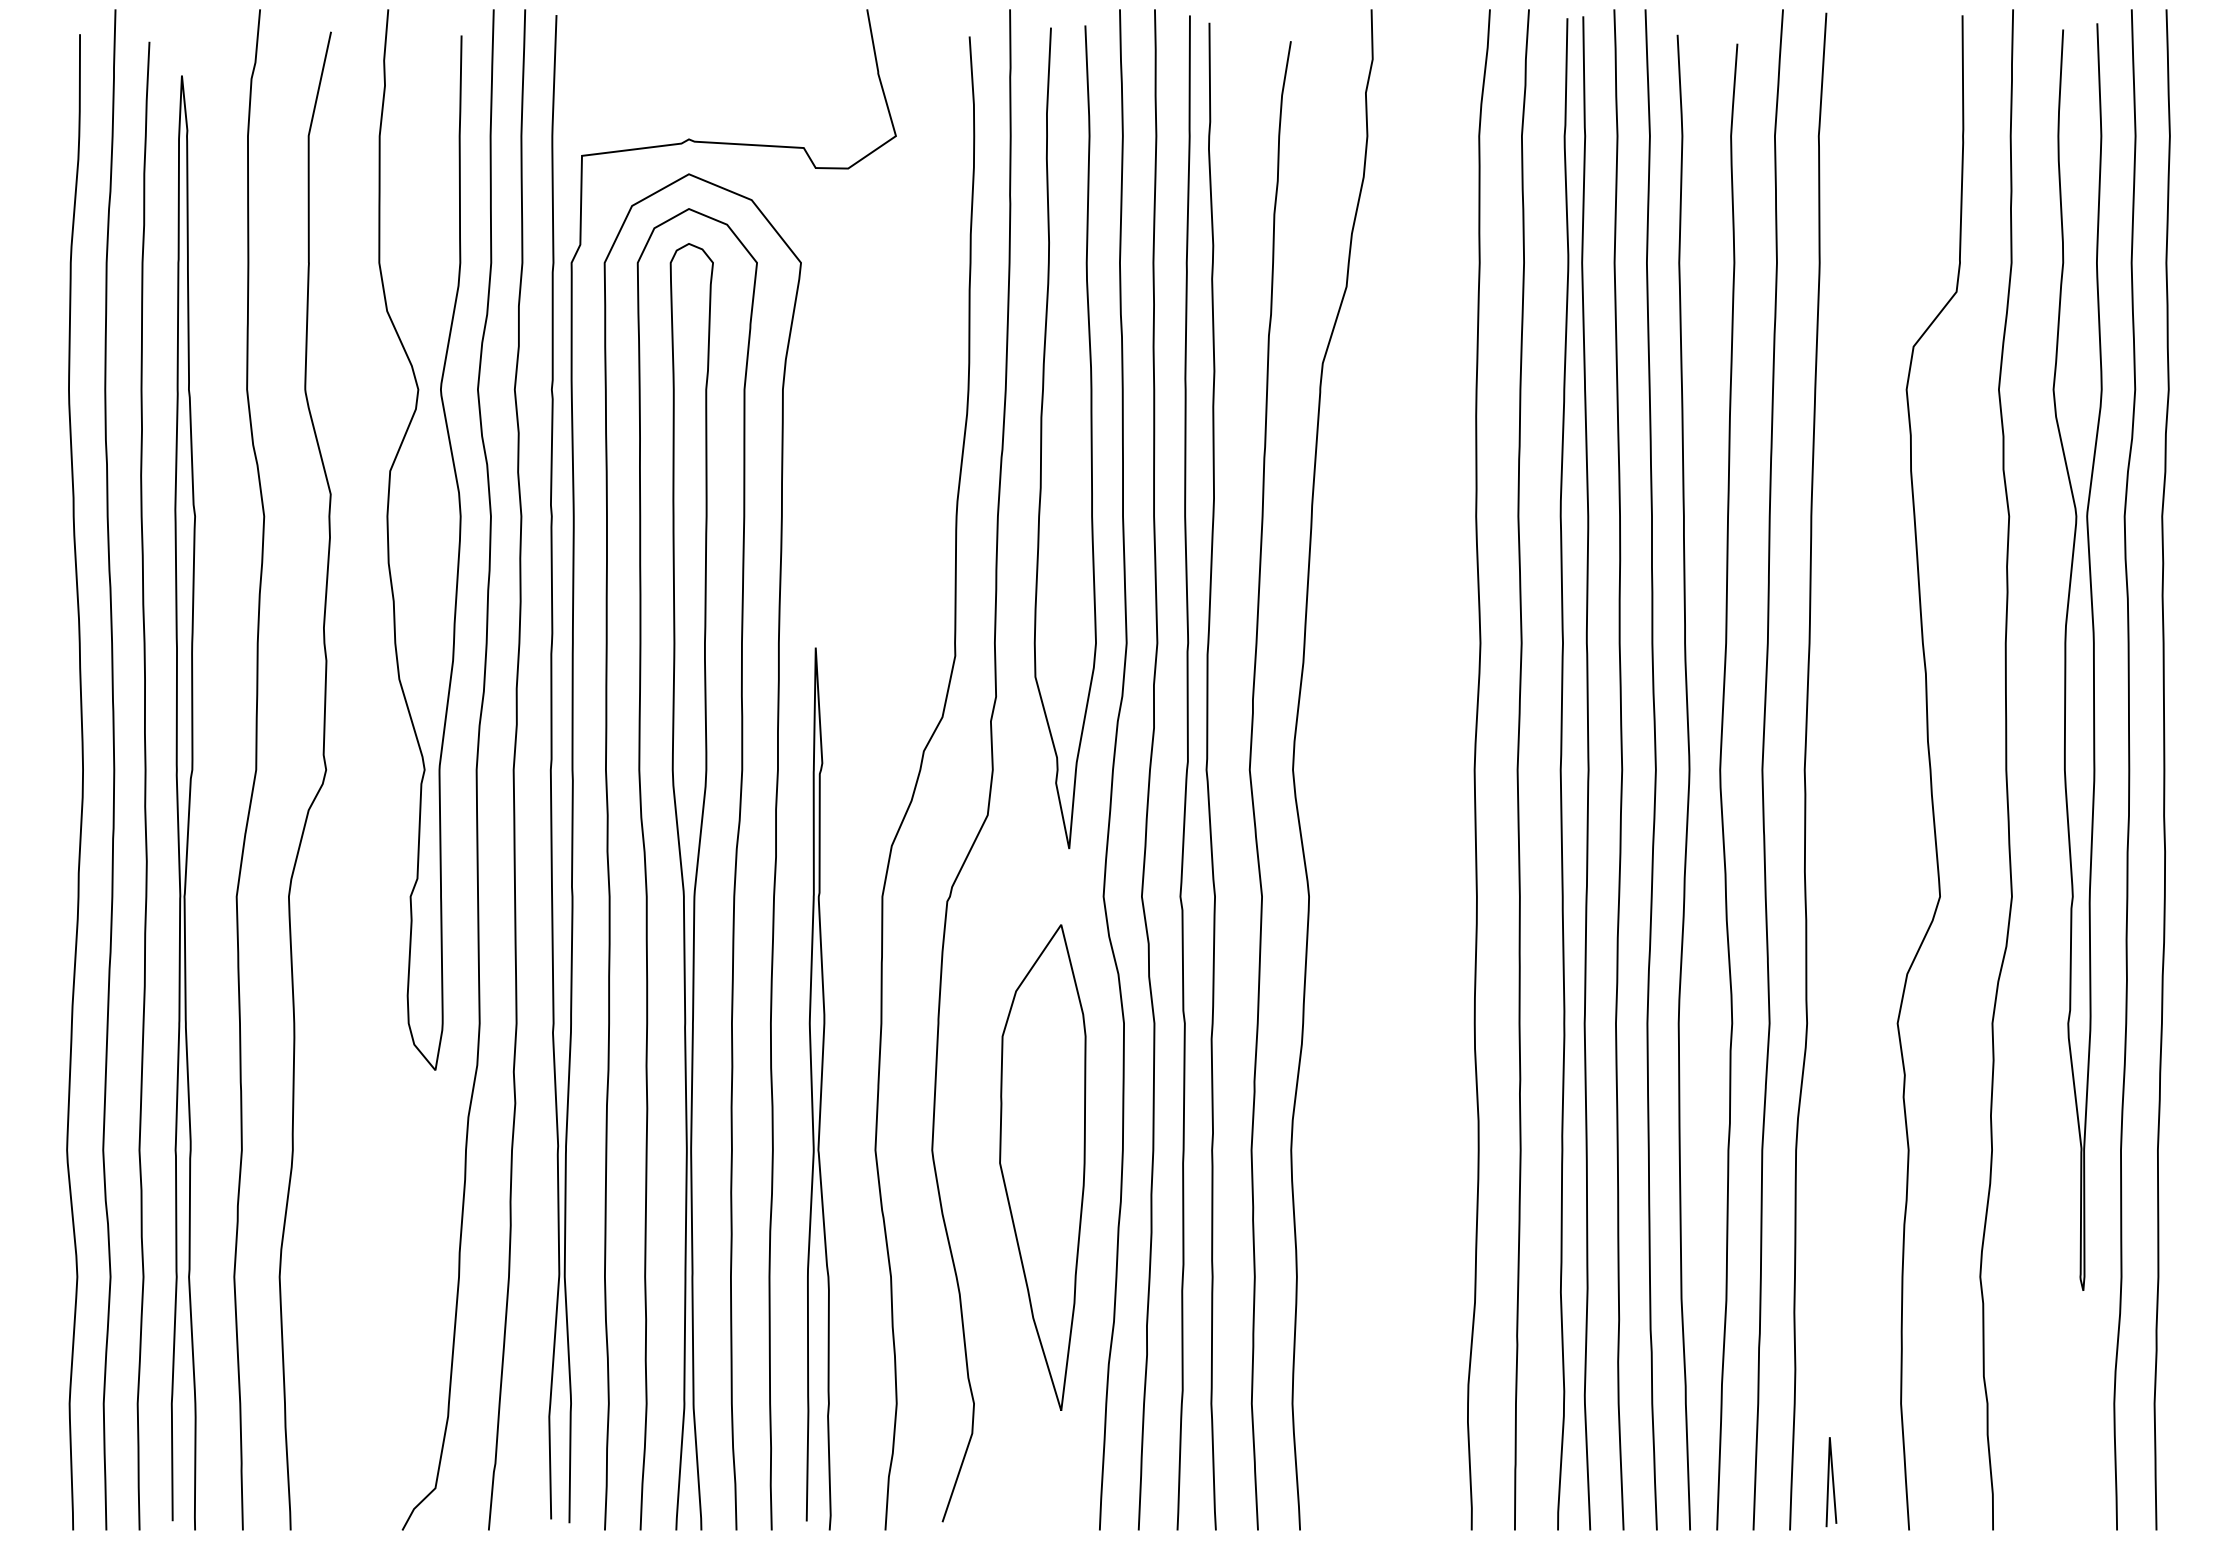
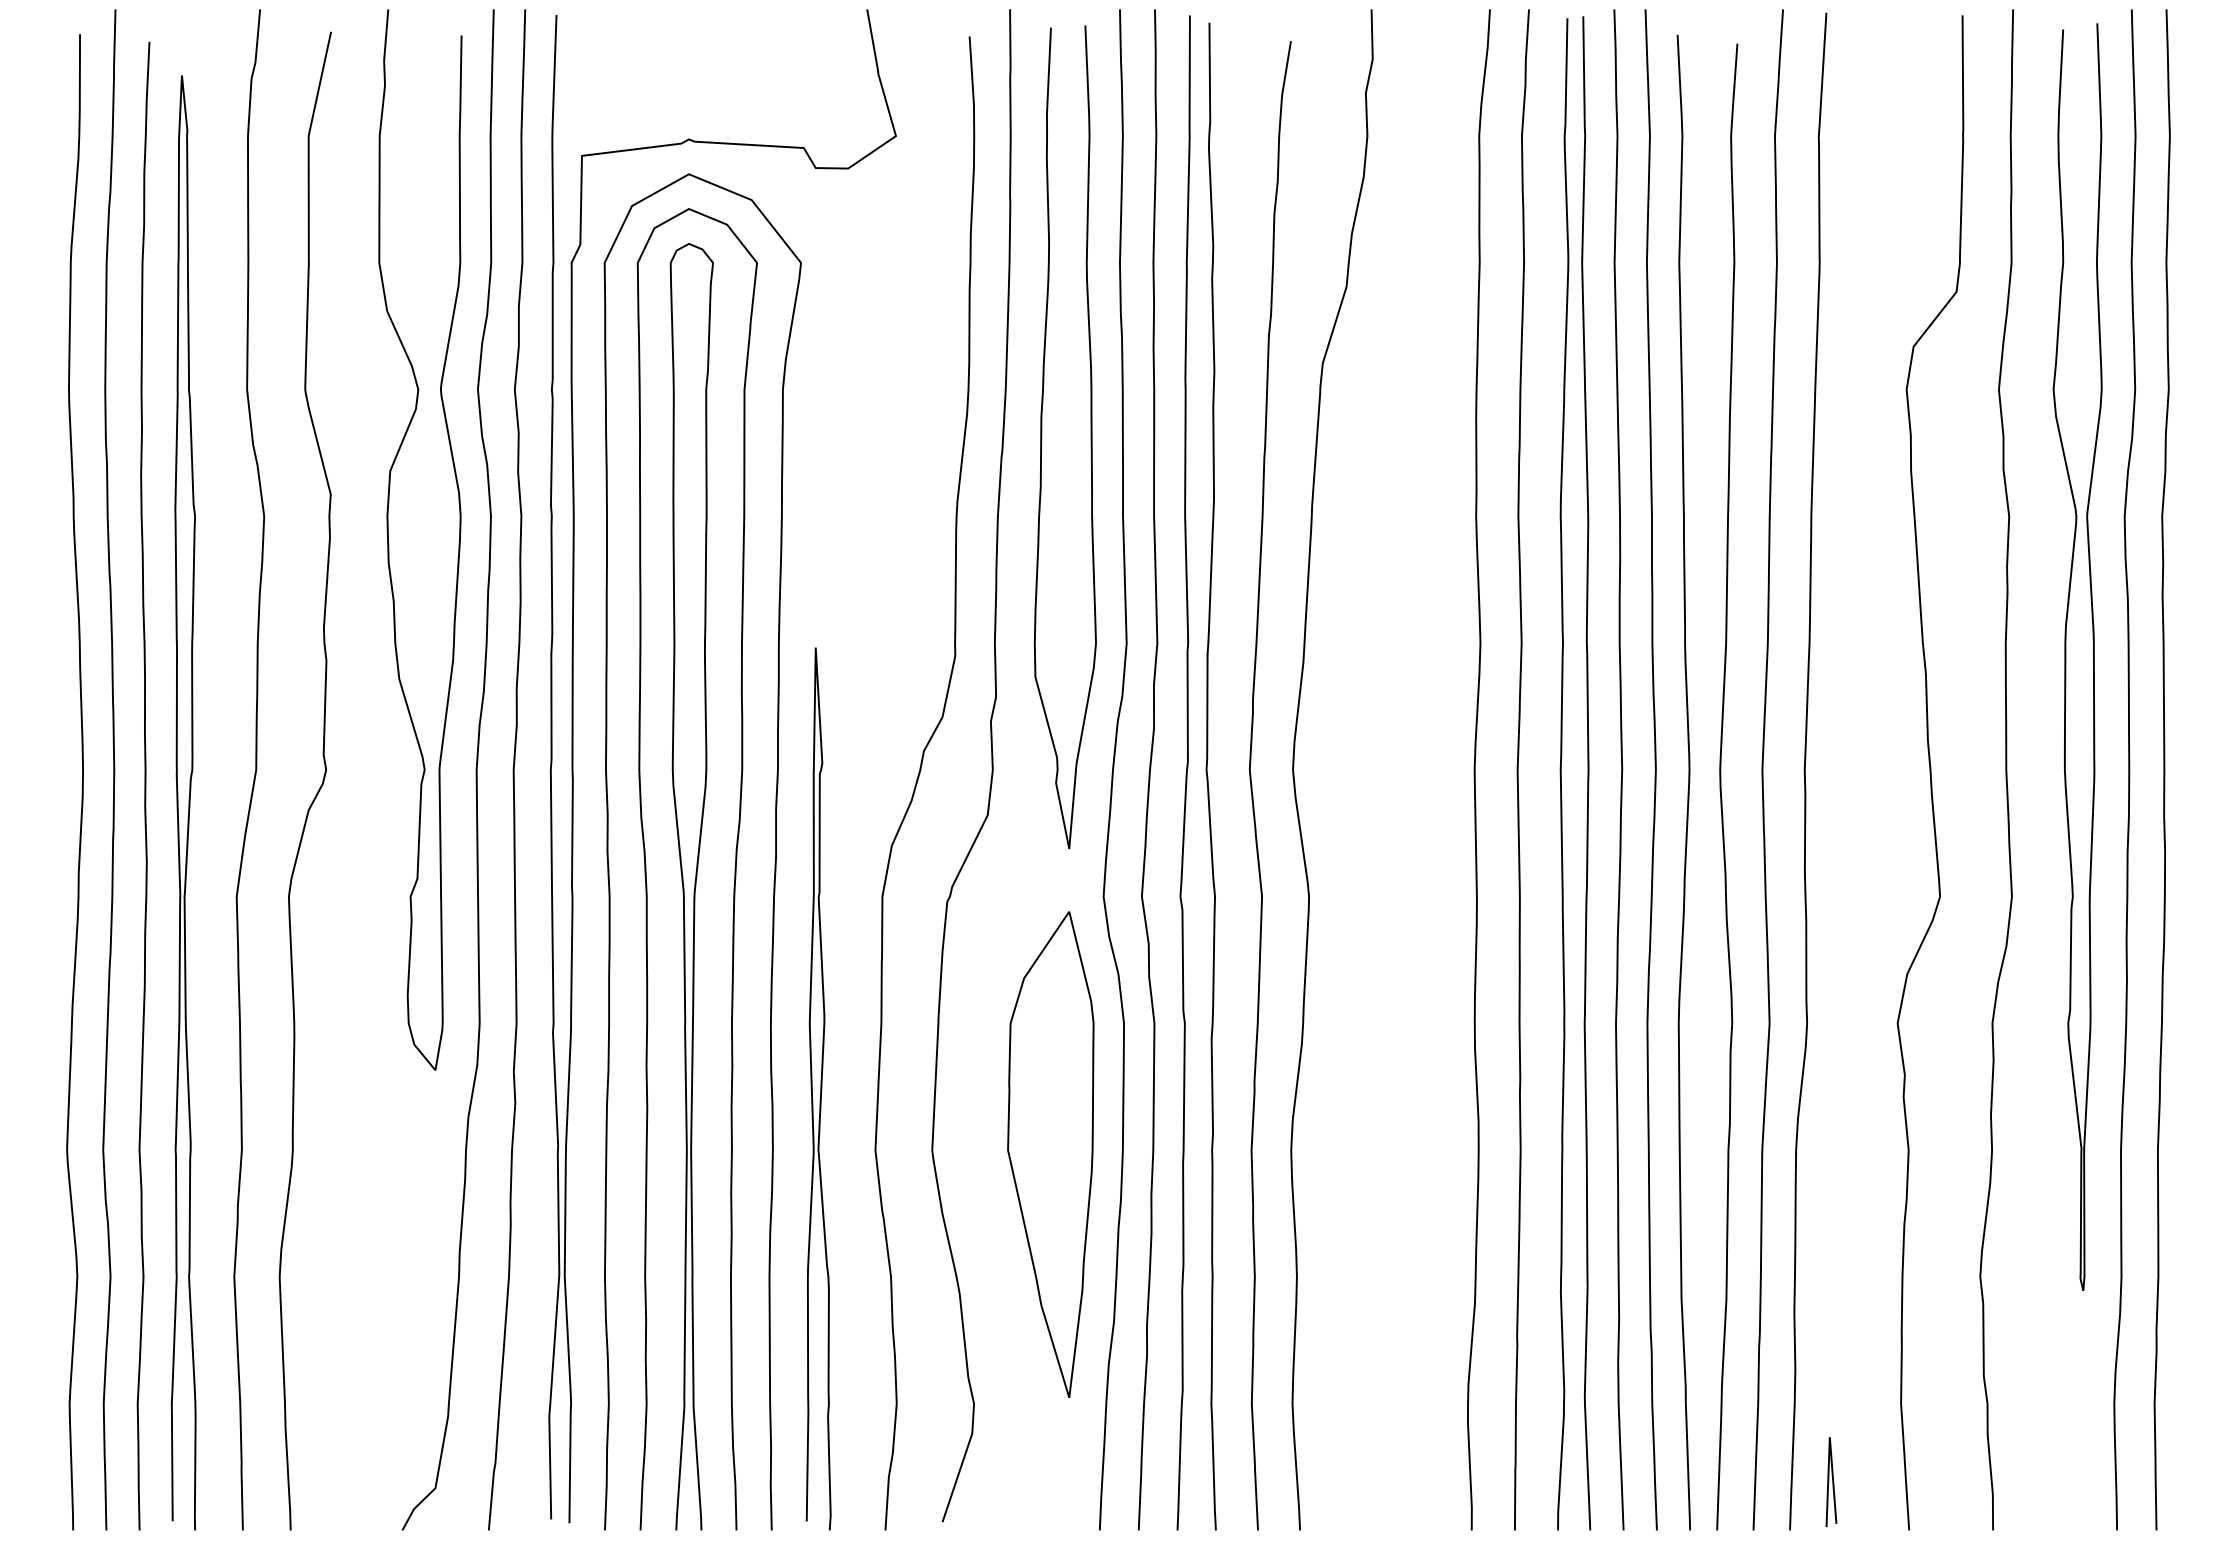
part position: (1042, 1167) -> (1050, 1154) (1050, 1154)
